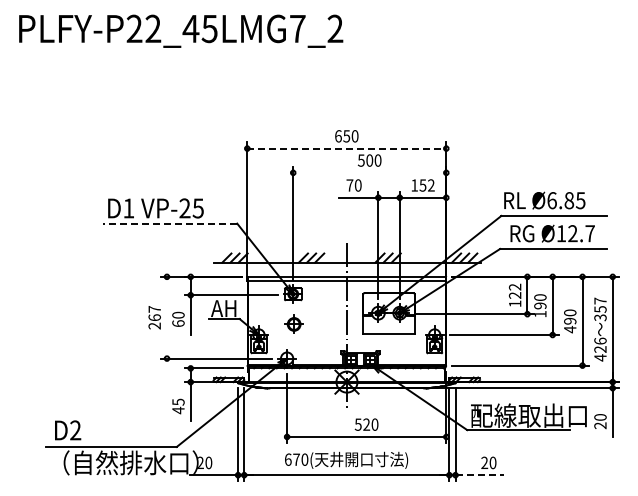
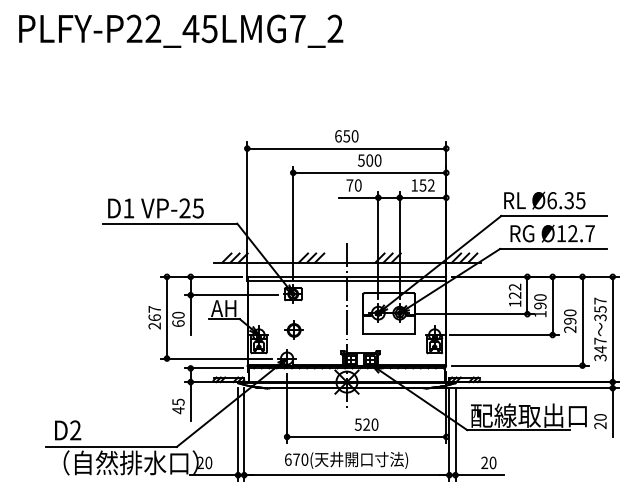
line: dashed -> solid (346, 148)
line: none -> present (369, 172)
text: Ø6.85 -> Ø6.35 (569, 200)
line: dashed -> solid (169, 223)
line: none -> present (167, 317)
part position: (293, 323) -> (293, 329) (293, 329)
text: 490 -> 290 (570, 329)
text: 426 -> 347 (600, 349)
line: dashed -> solid (480, 475)
